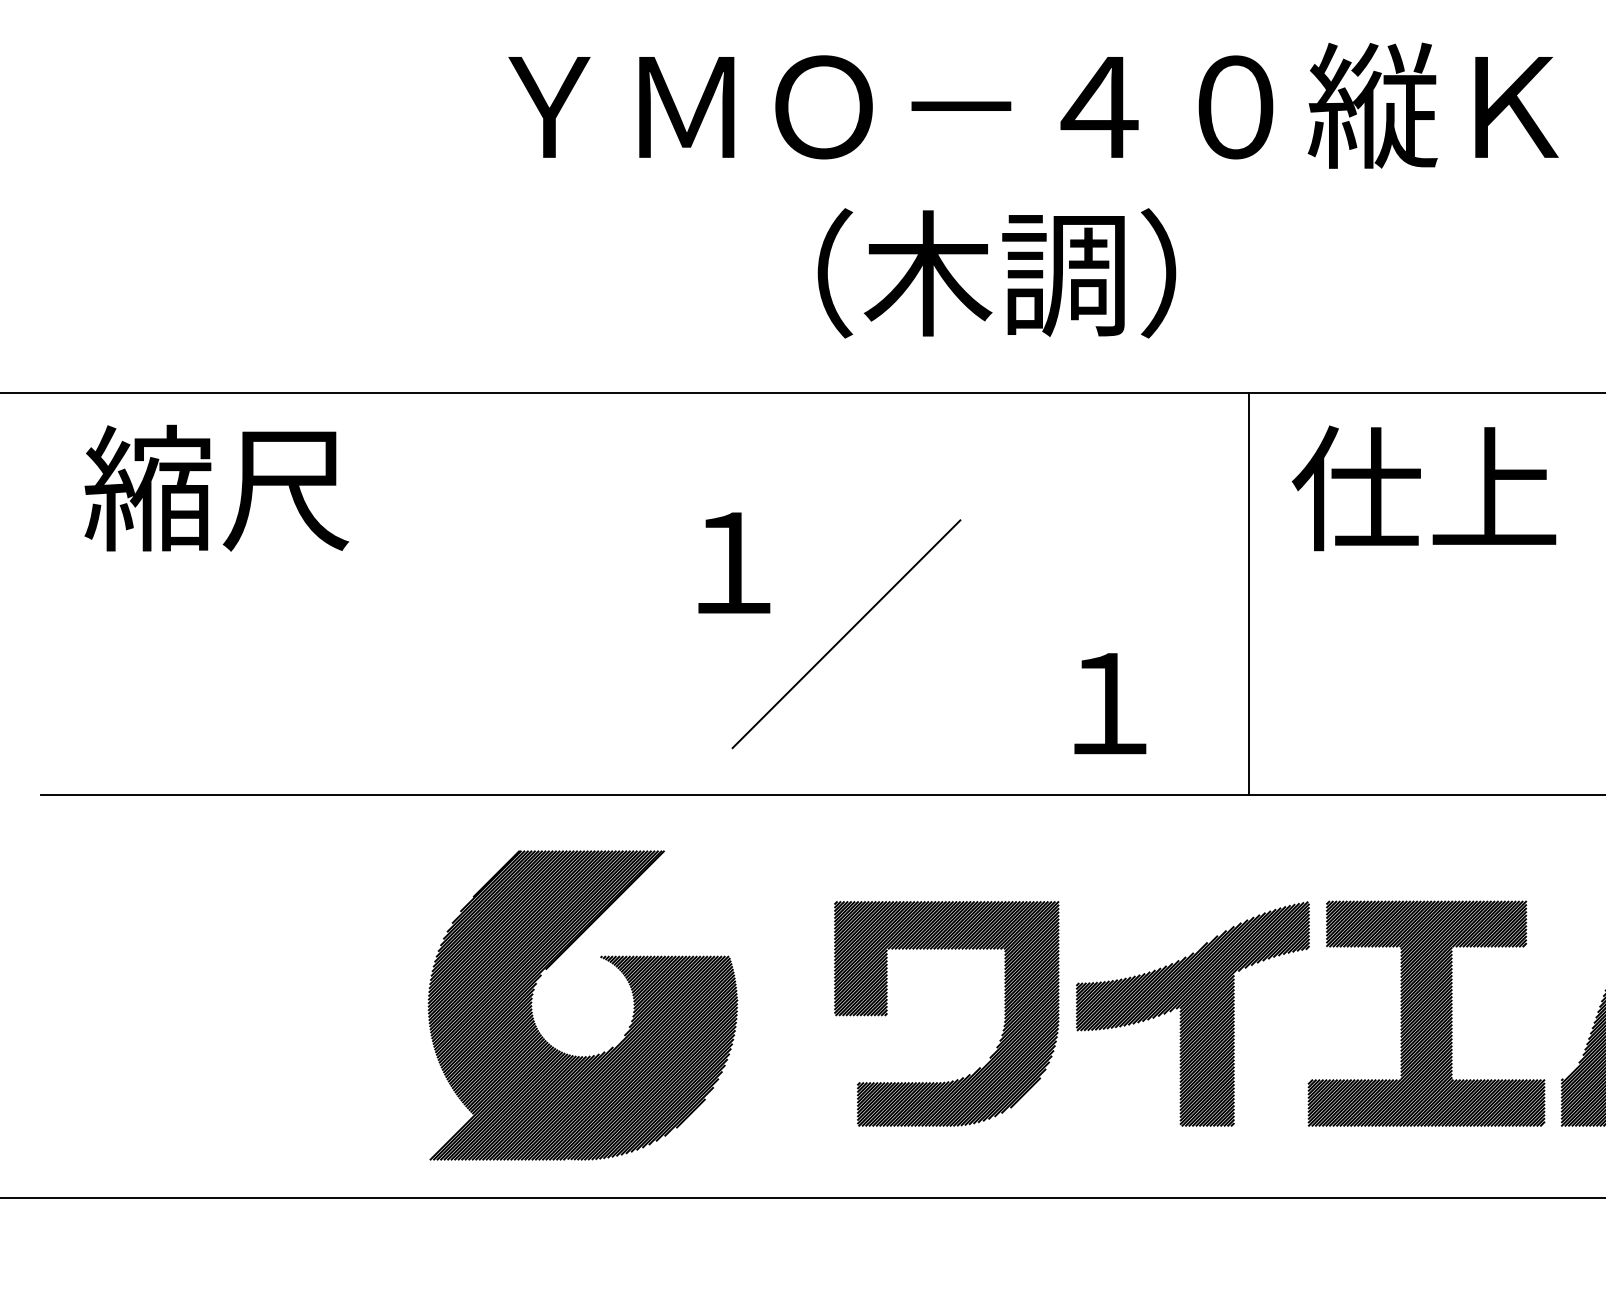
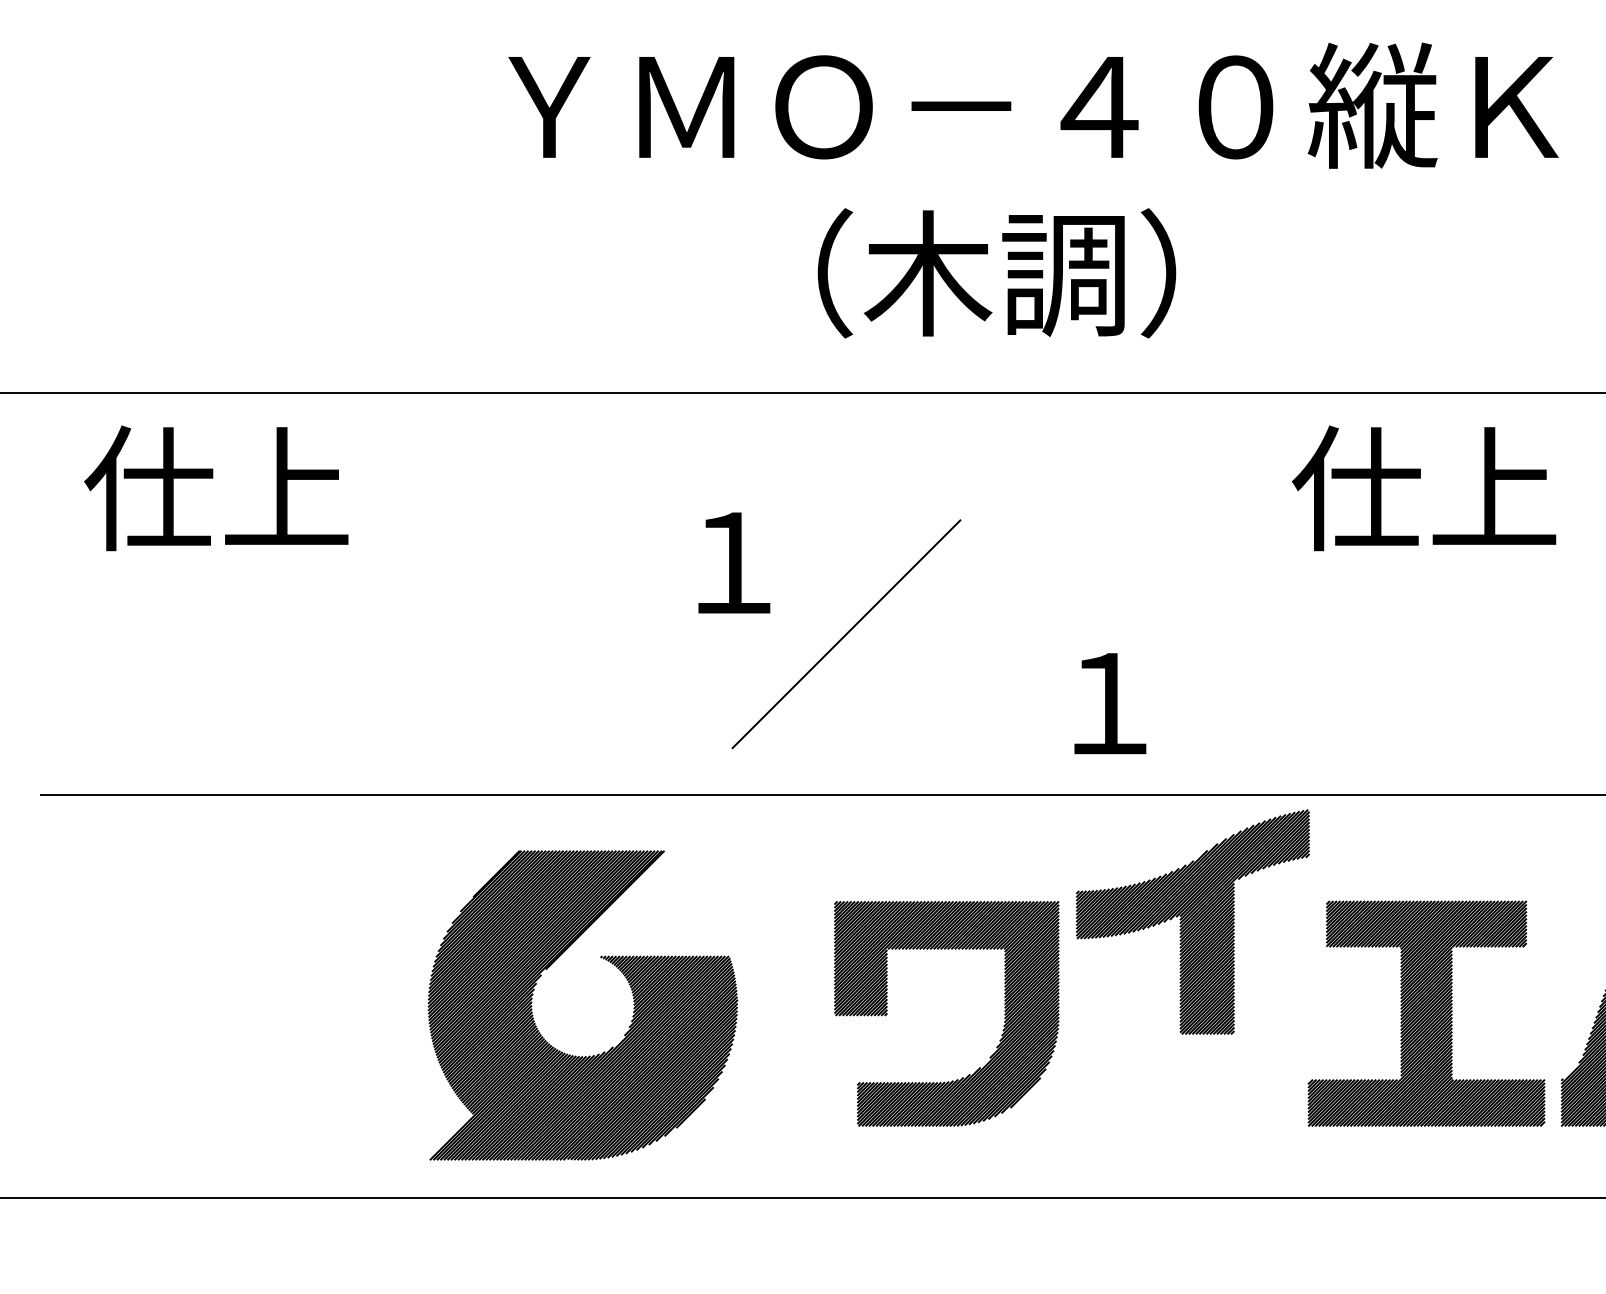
text: 縮尺 -> 仕上 (216, 487)
line: present -> none (1249, 593)
part position: (1192, 1013) -> (1192, 921) (1192, 921)
